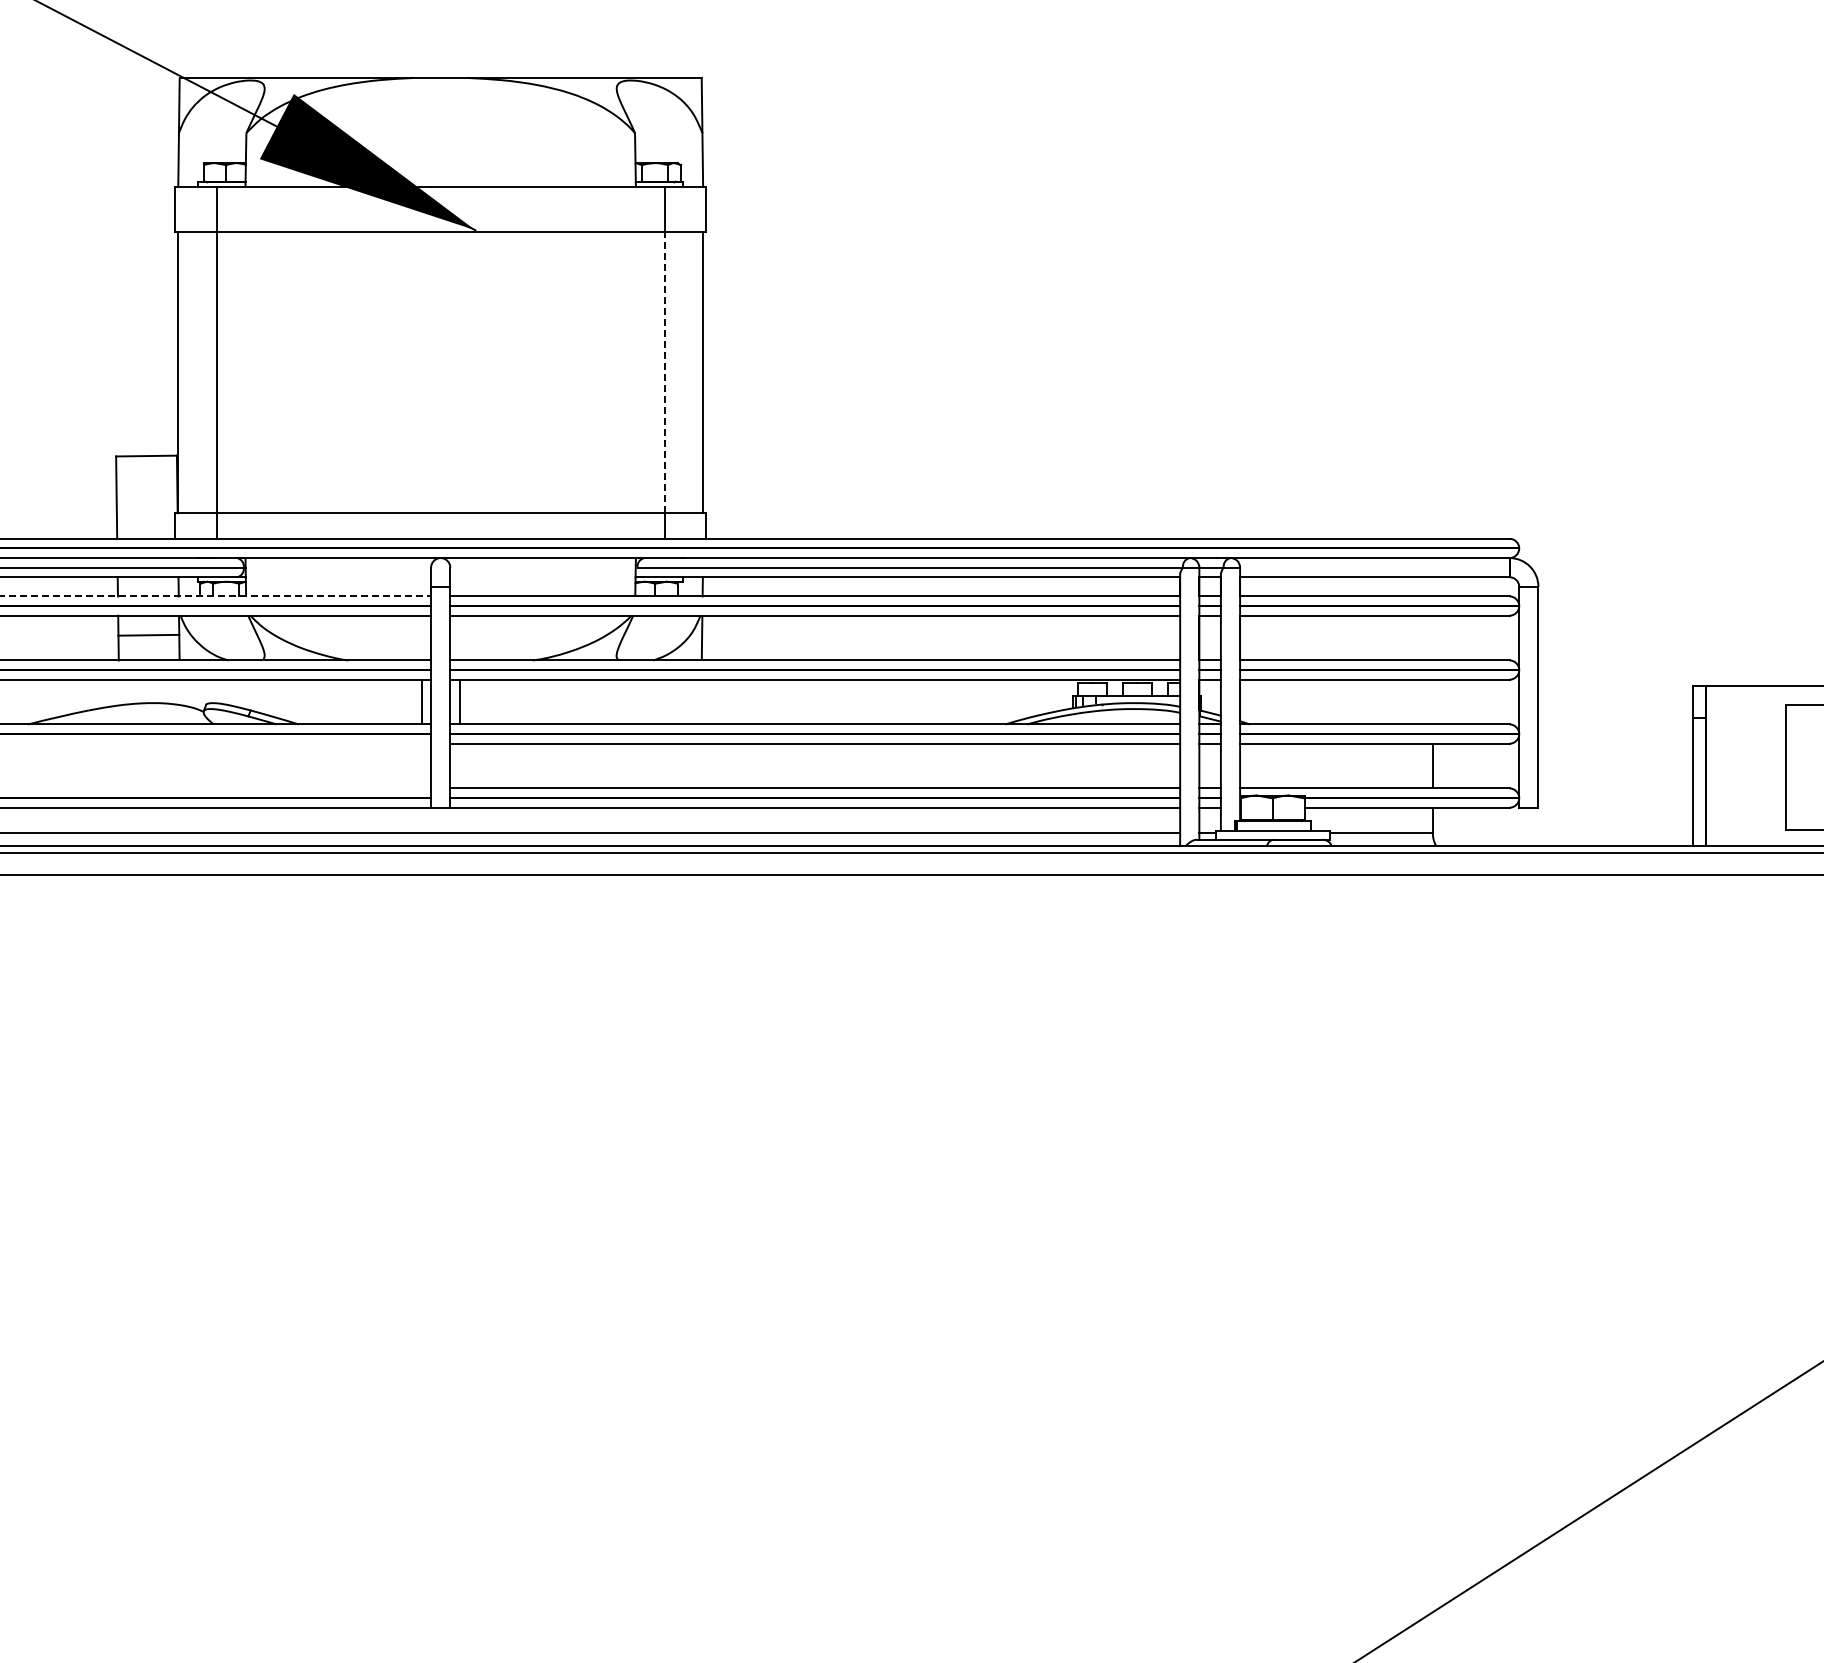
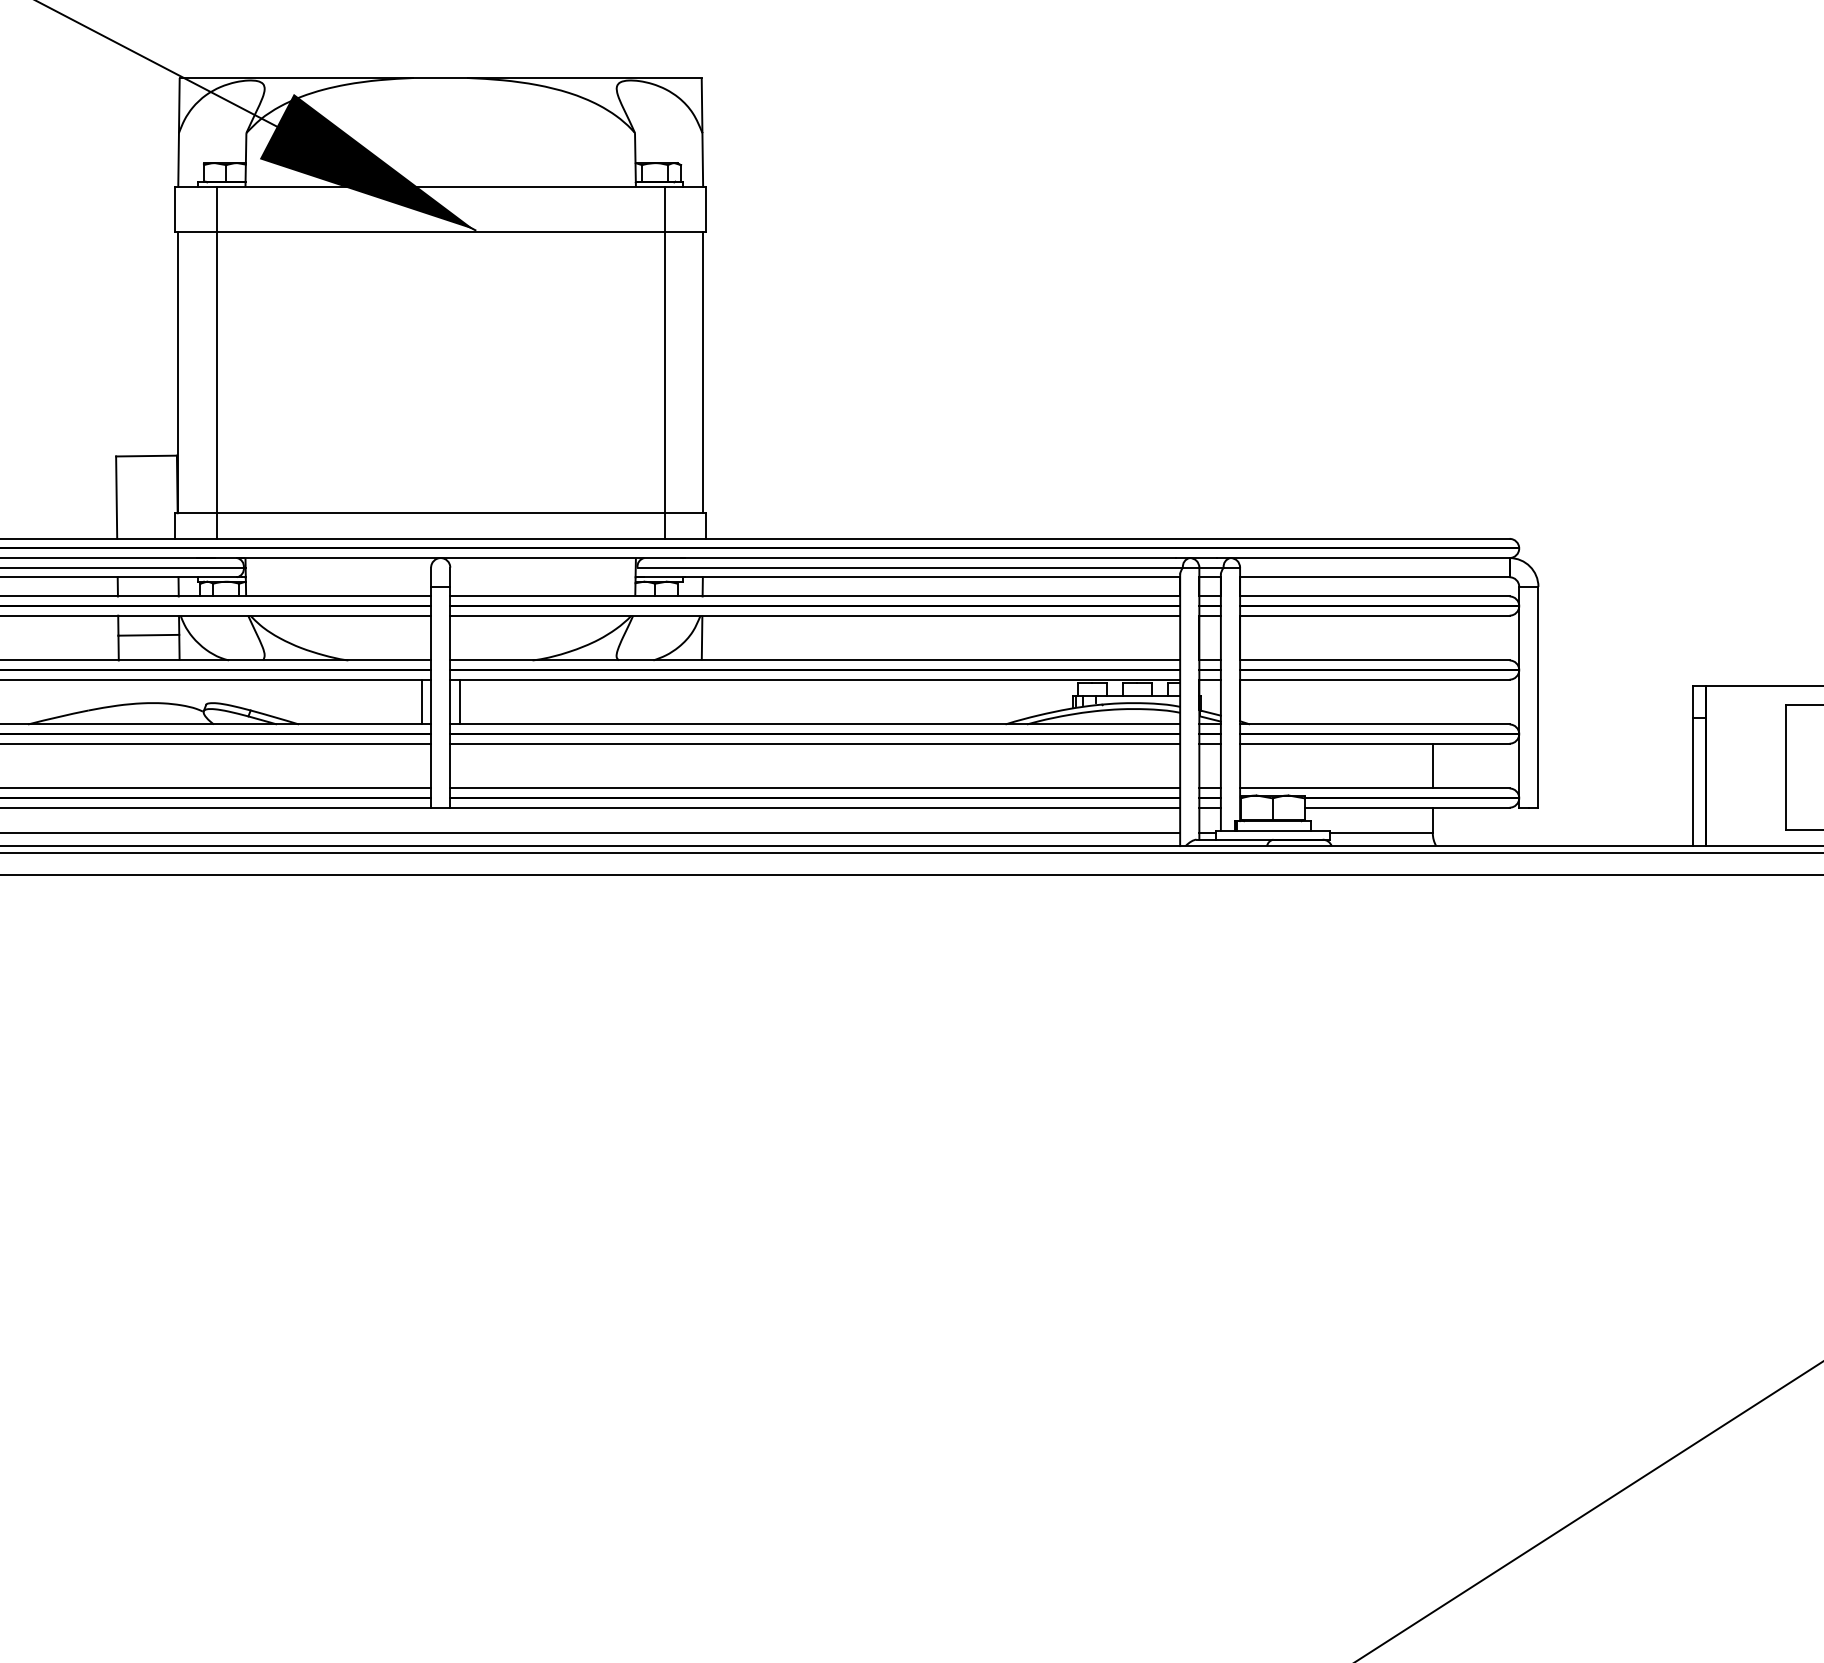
line: dashed -> solid (664, 372)
line: dashed -> solid (216, 596)
line: none -> present (216, 743)
line: none -> present (216, 788)
